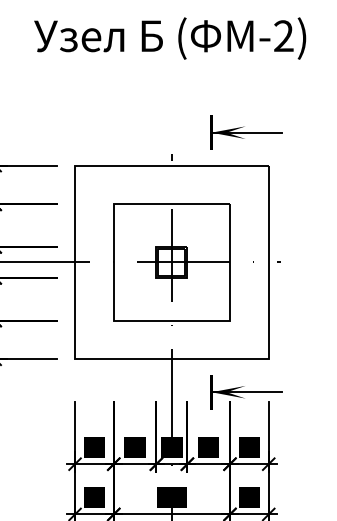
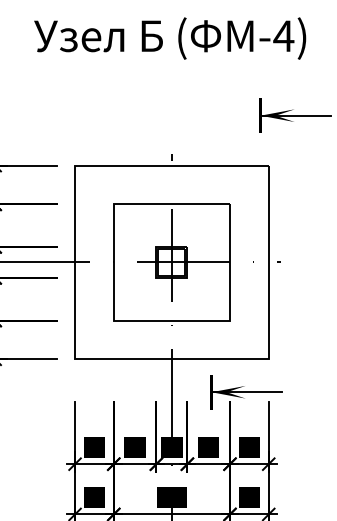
text: -2) -> -4) (283, 35)
part position: (246, 132) -> (295, 115) (295, 115)
